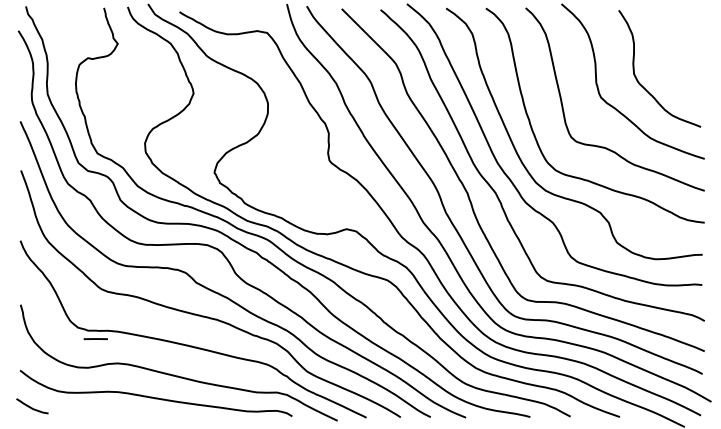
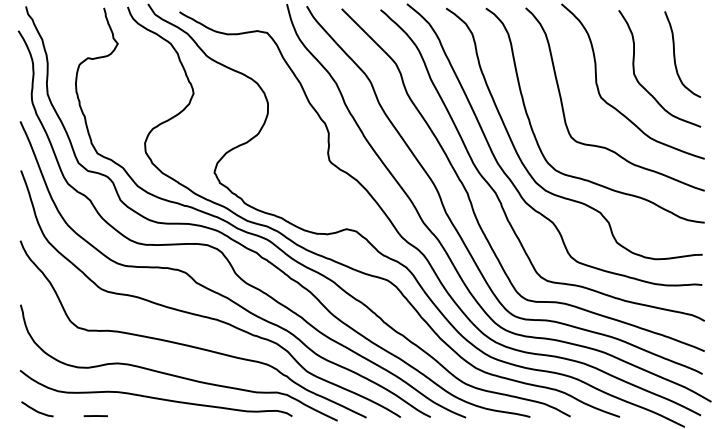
curve: none -> present (675, 54)
line position: (95, 339) -> (95, 416) (95, 416)
curve position: (32, 407) -> (37, 410) (37, 410)
